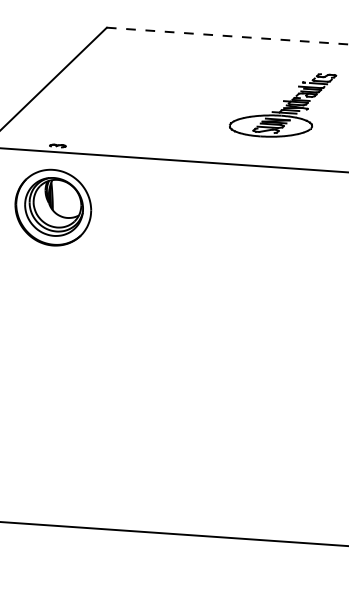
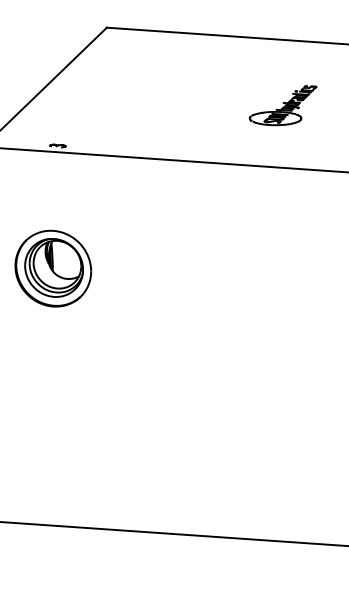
line: dashed -> solid (227, 36)
part size: 109x65 px -> 69x42 px (283, 105)
part position: (53, 207) -> (53, 268) (53, 268)
